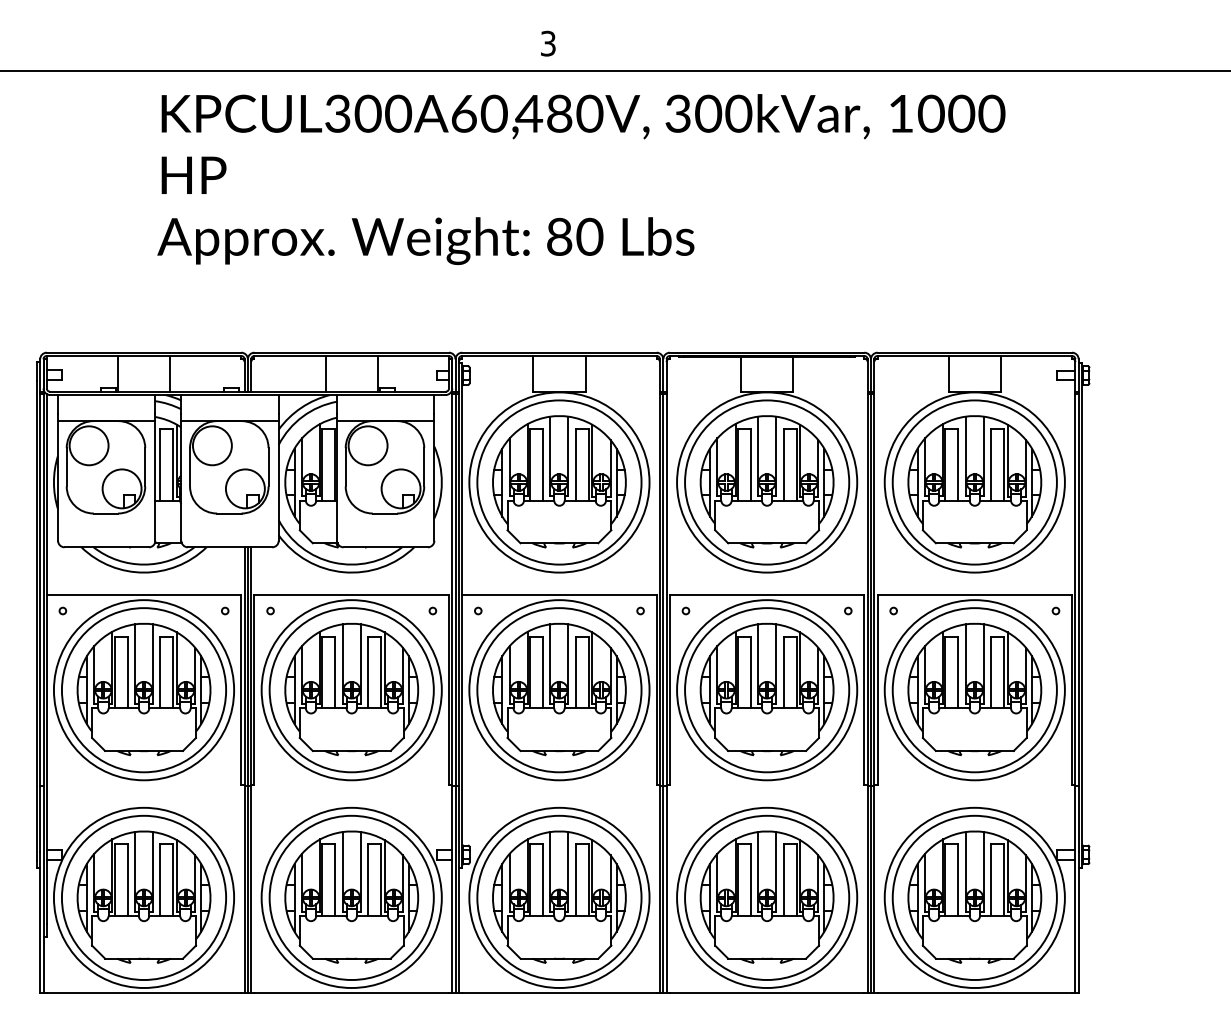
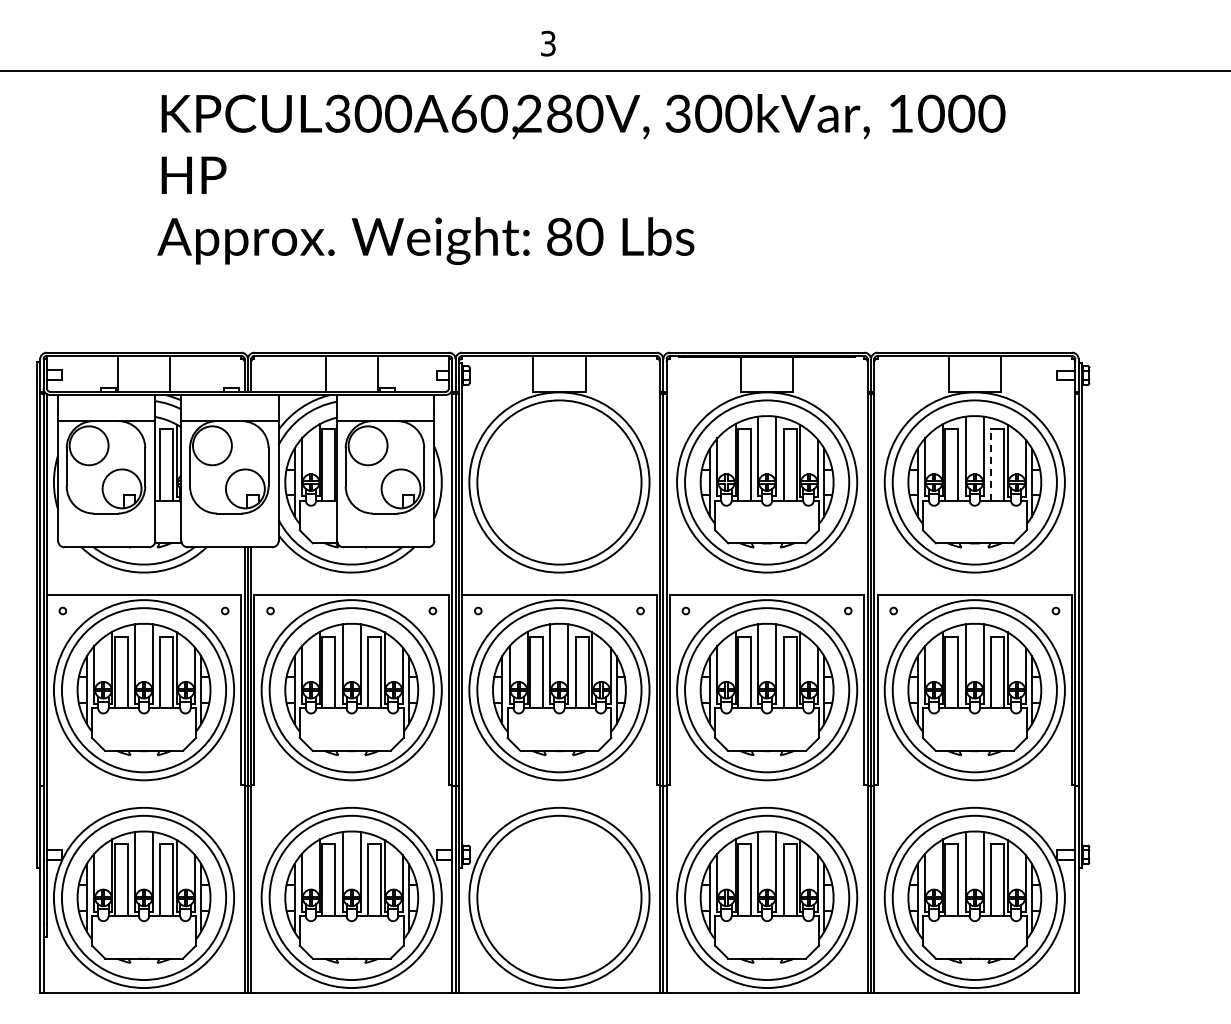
text: 480V, -> 280V, (529, 113)
line: solid -> dashed (991, 464)
part: present -> none (559, 481)
part: present -> none (559, 896)
